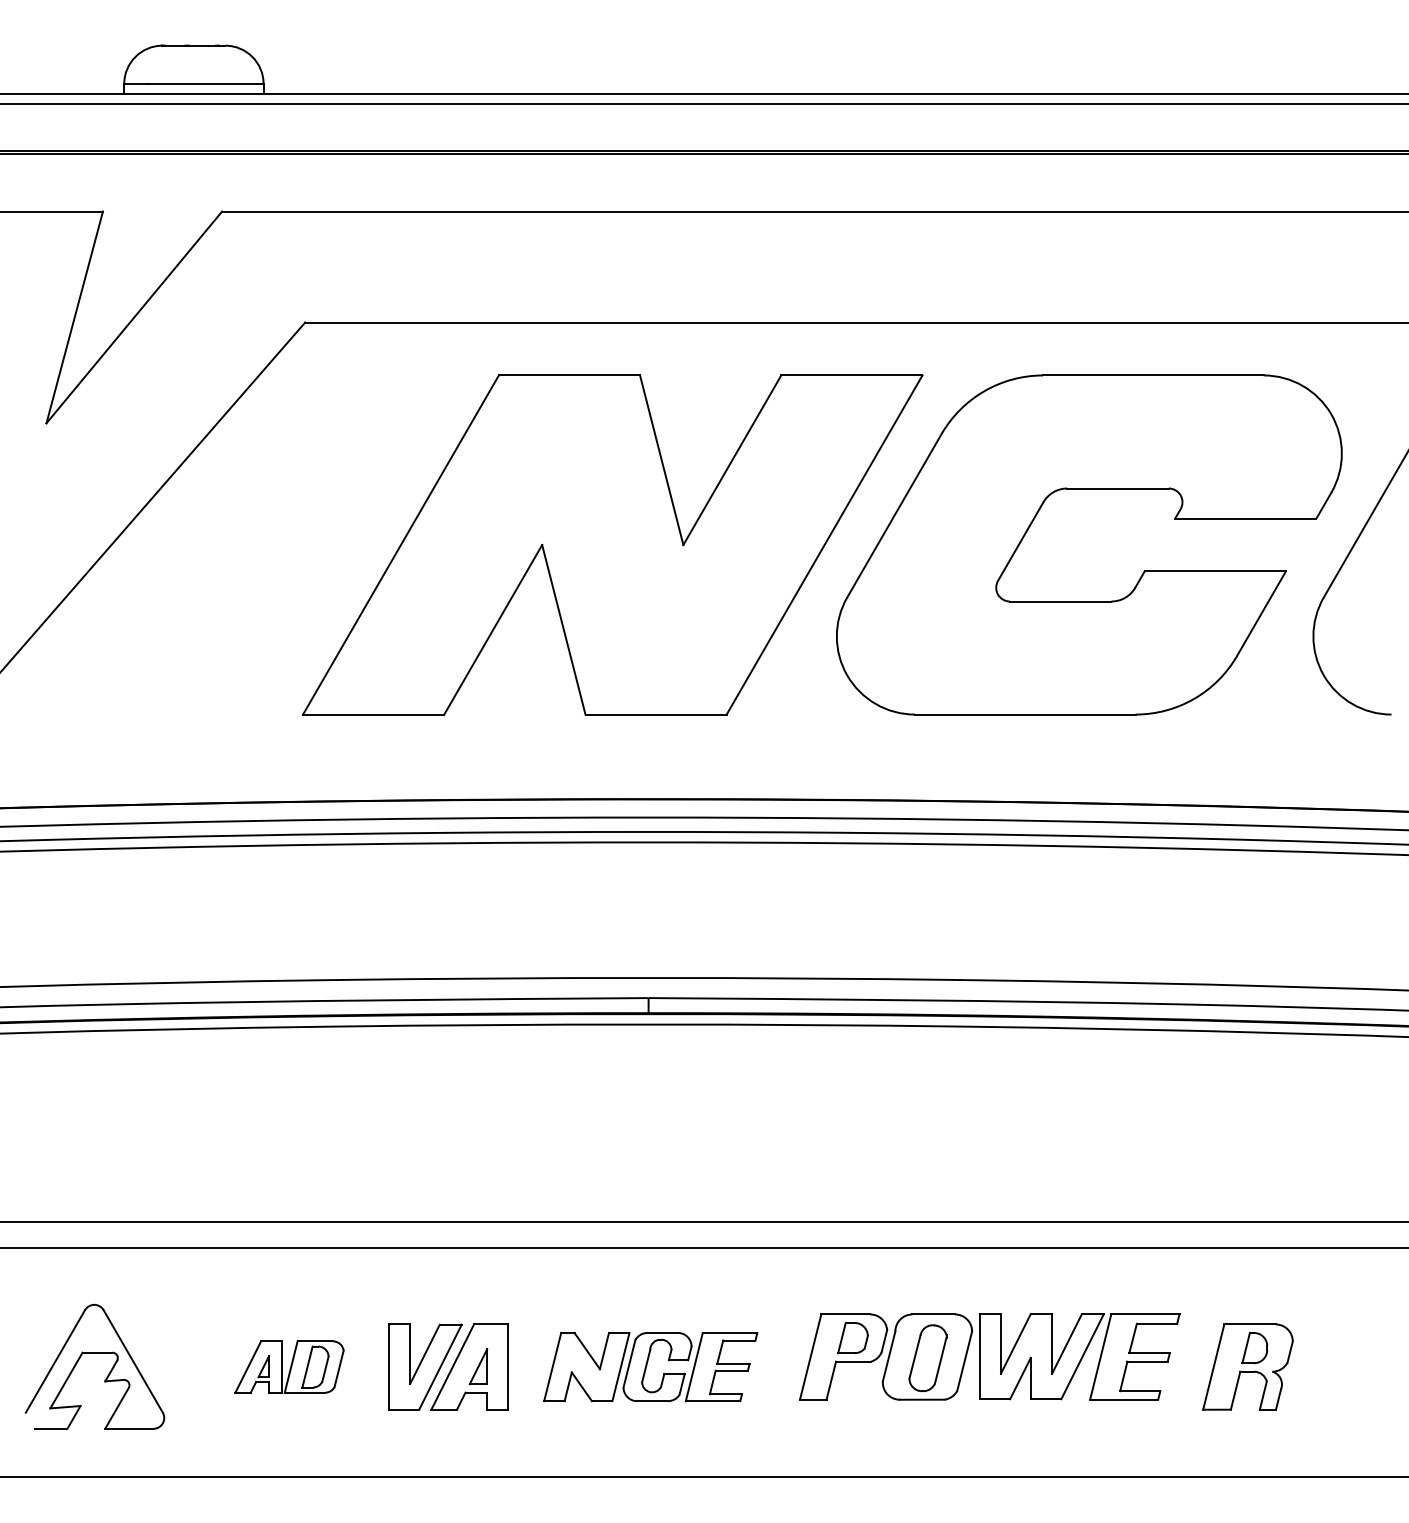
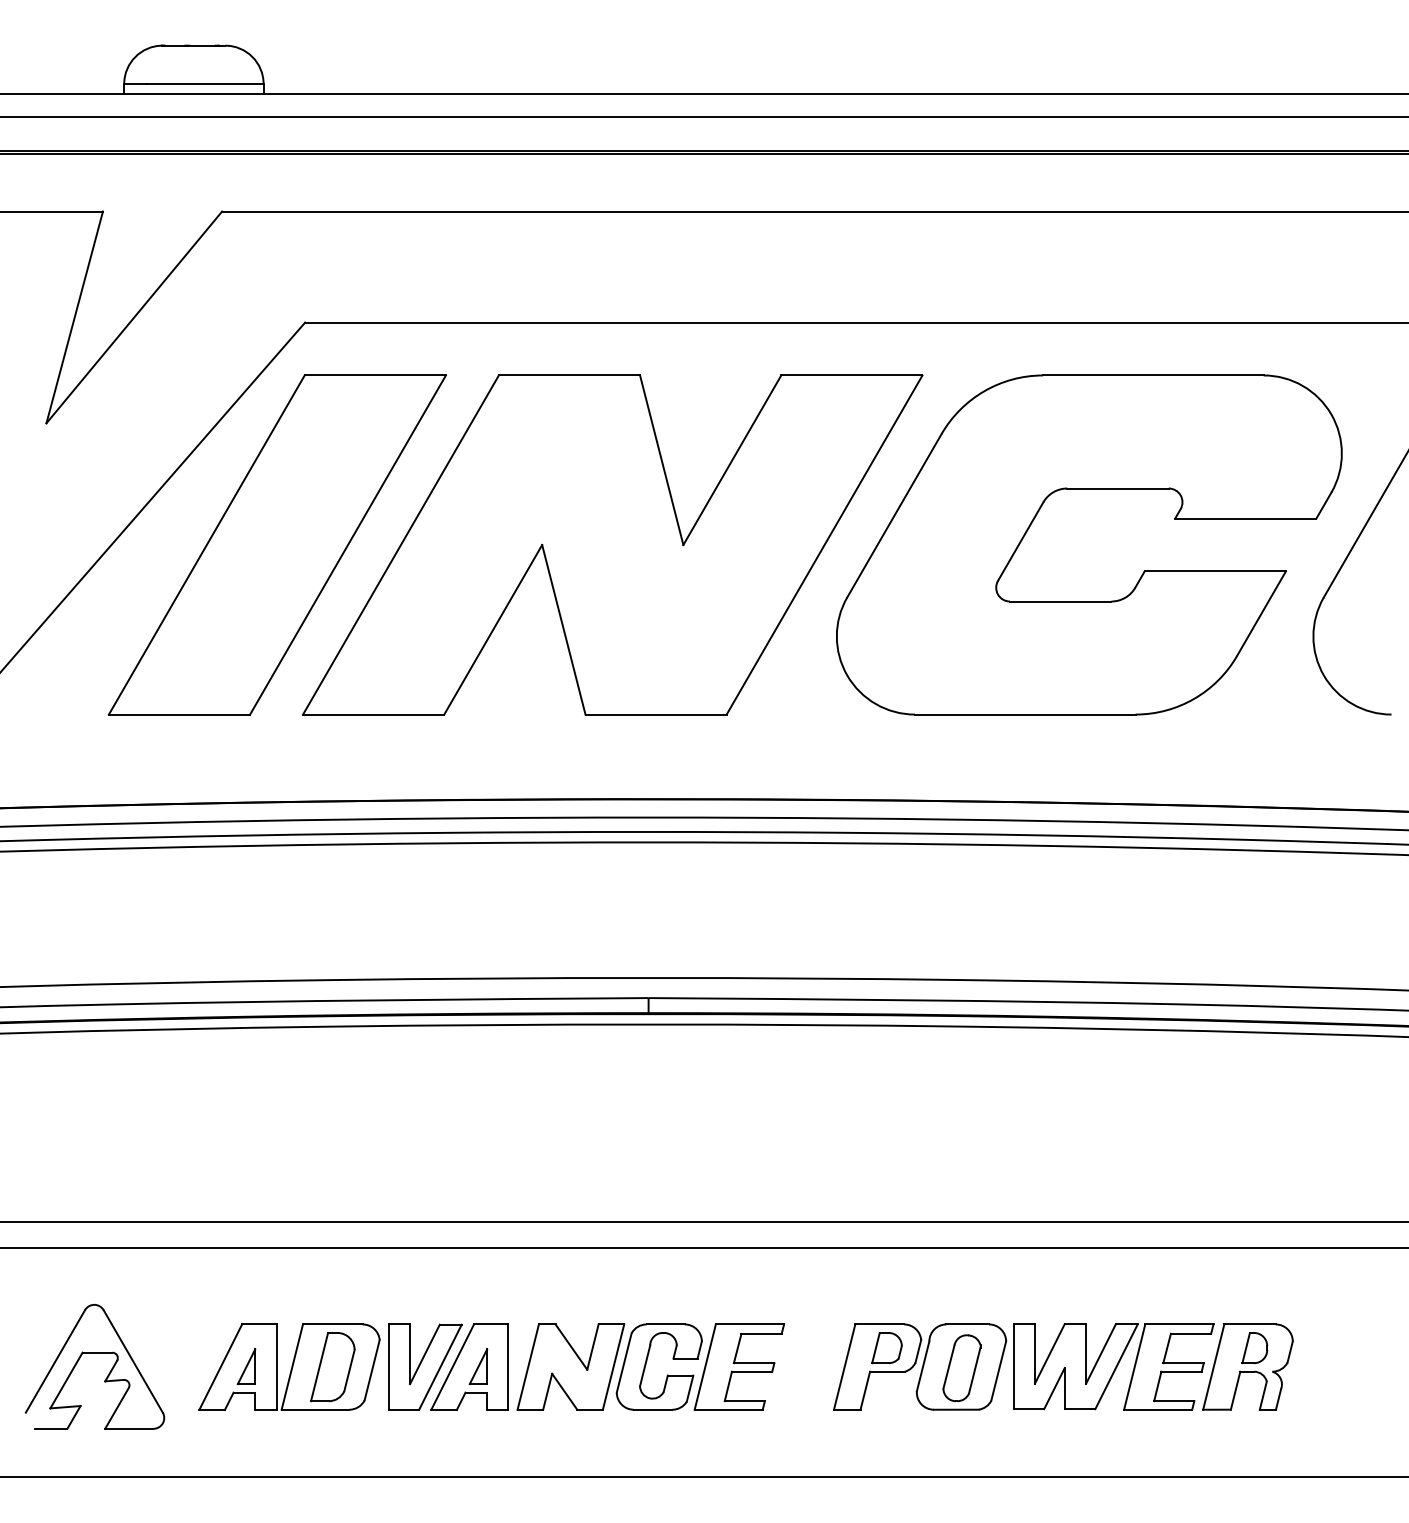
line position: (703, 103) -> (703, 116) (703, 116)
part: none -> present (276, 544)
part position: (989, 1356) -> (1023, 1366) (1023, 1366)
part size: 111x54 px -> 183x88 px (289, 1366)
part size: 216x72 px -> 269x88 px (650, 1366)
